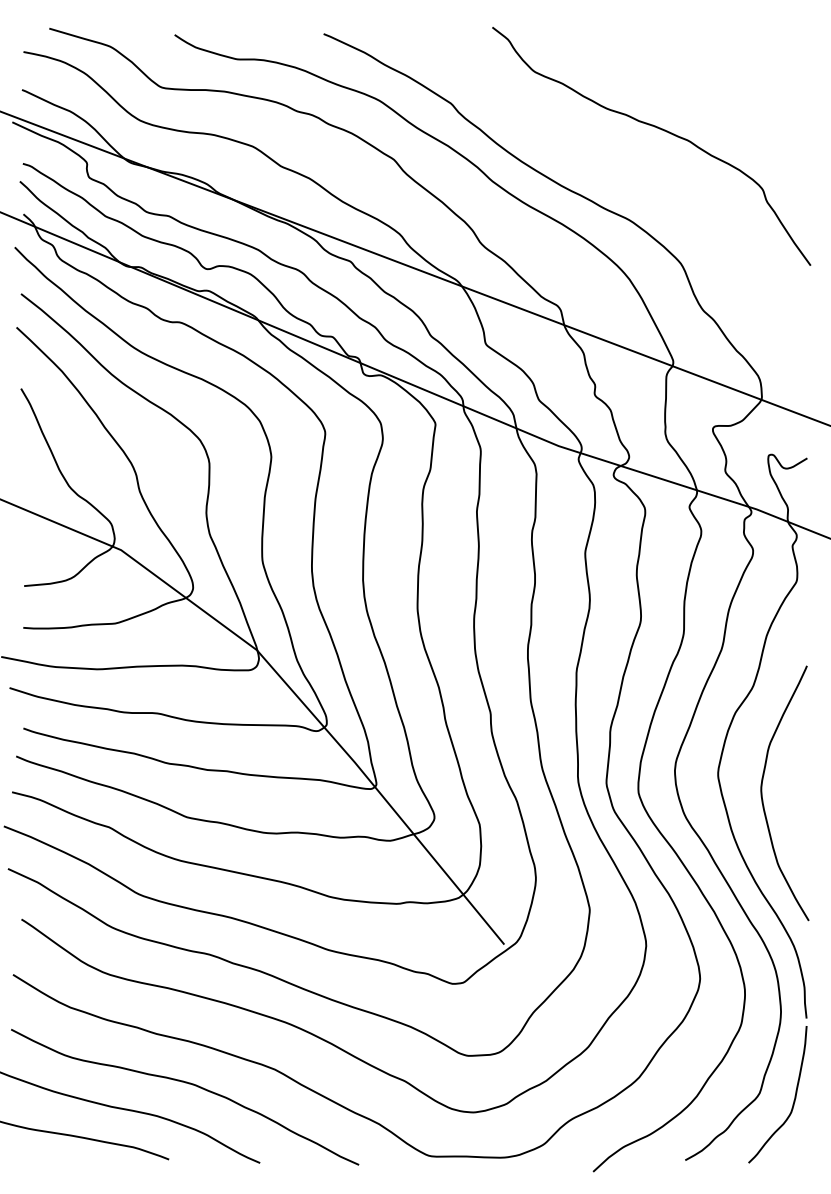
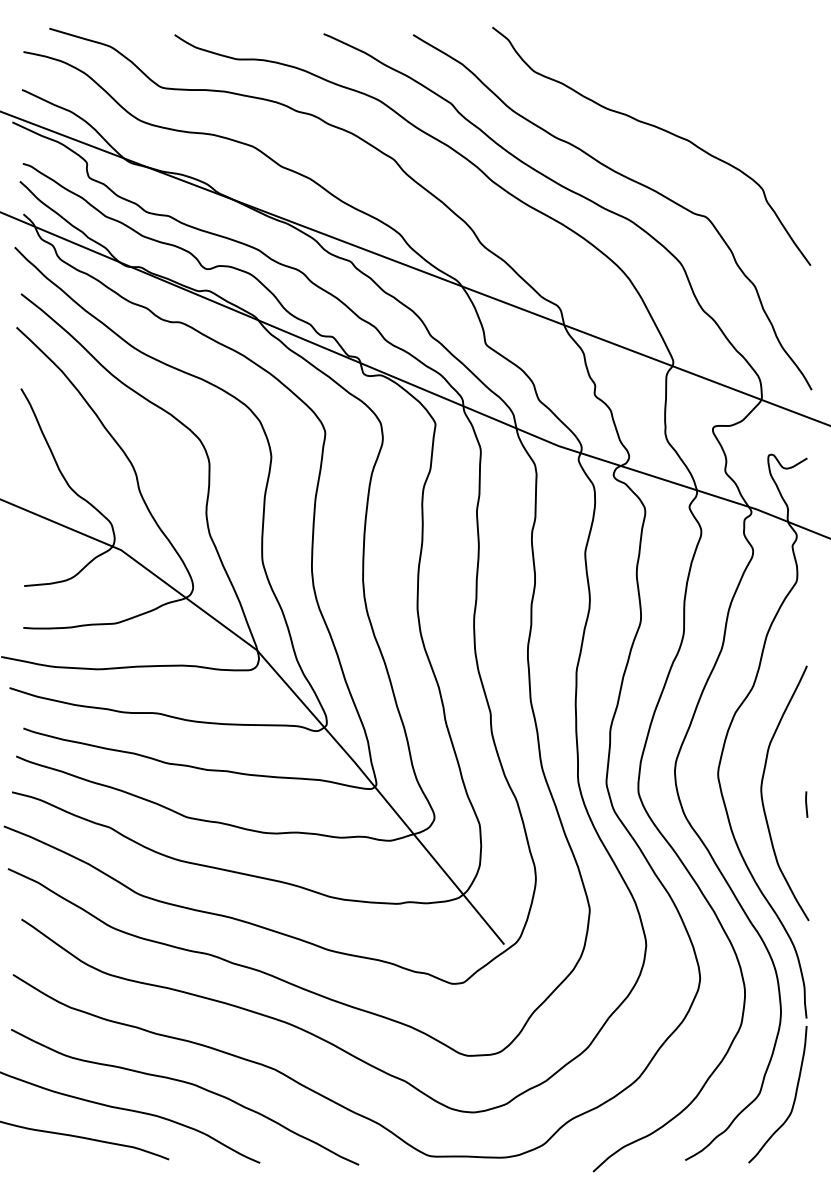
curve: none -> present (628, 179)
line: none -> present (806, 804)
